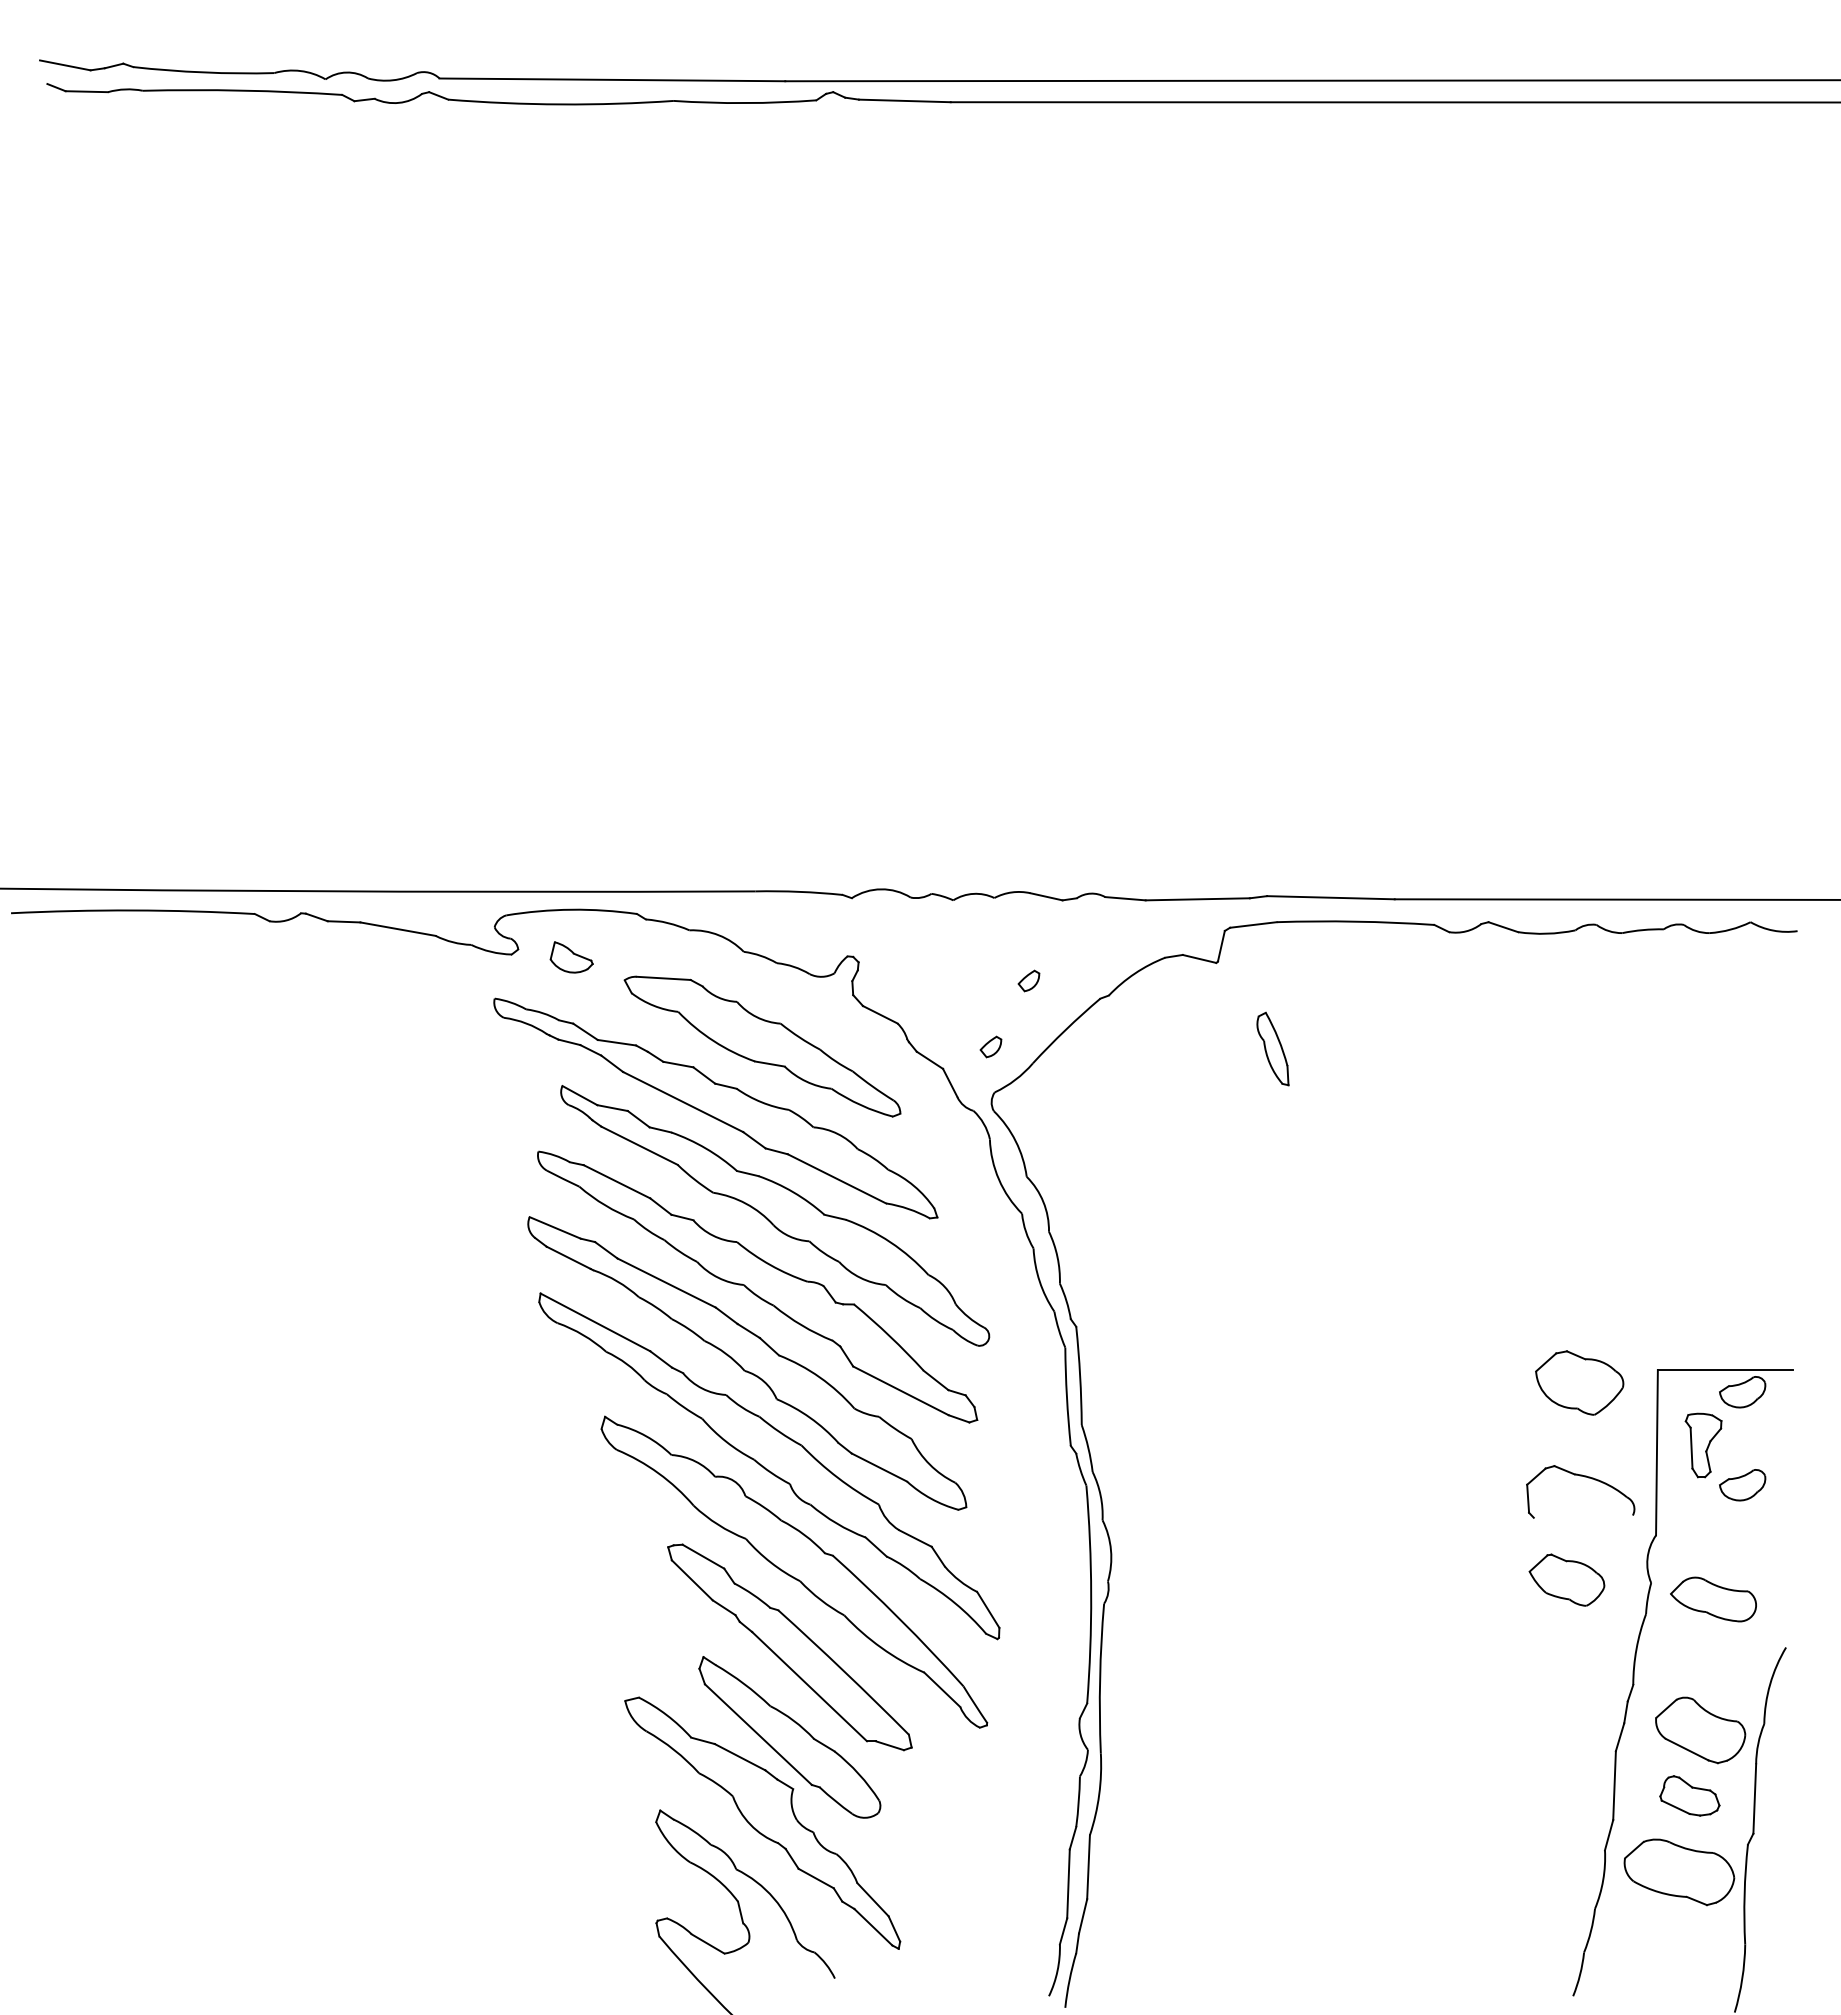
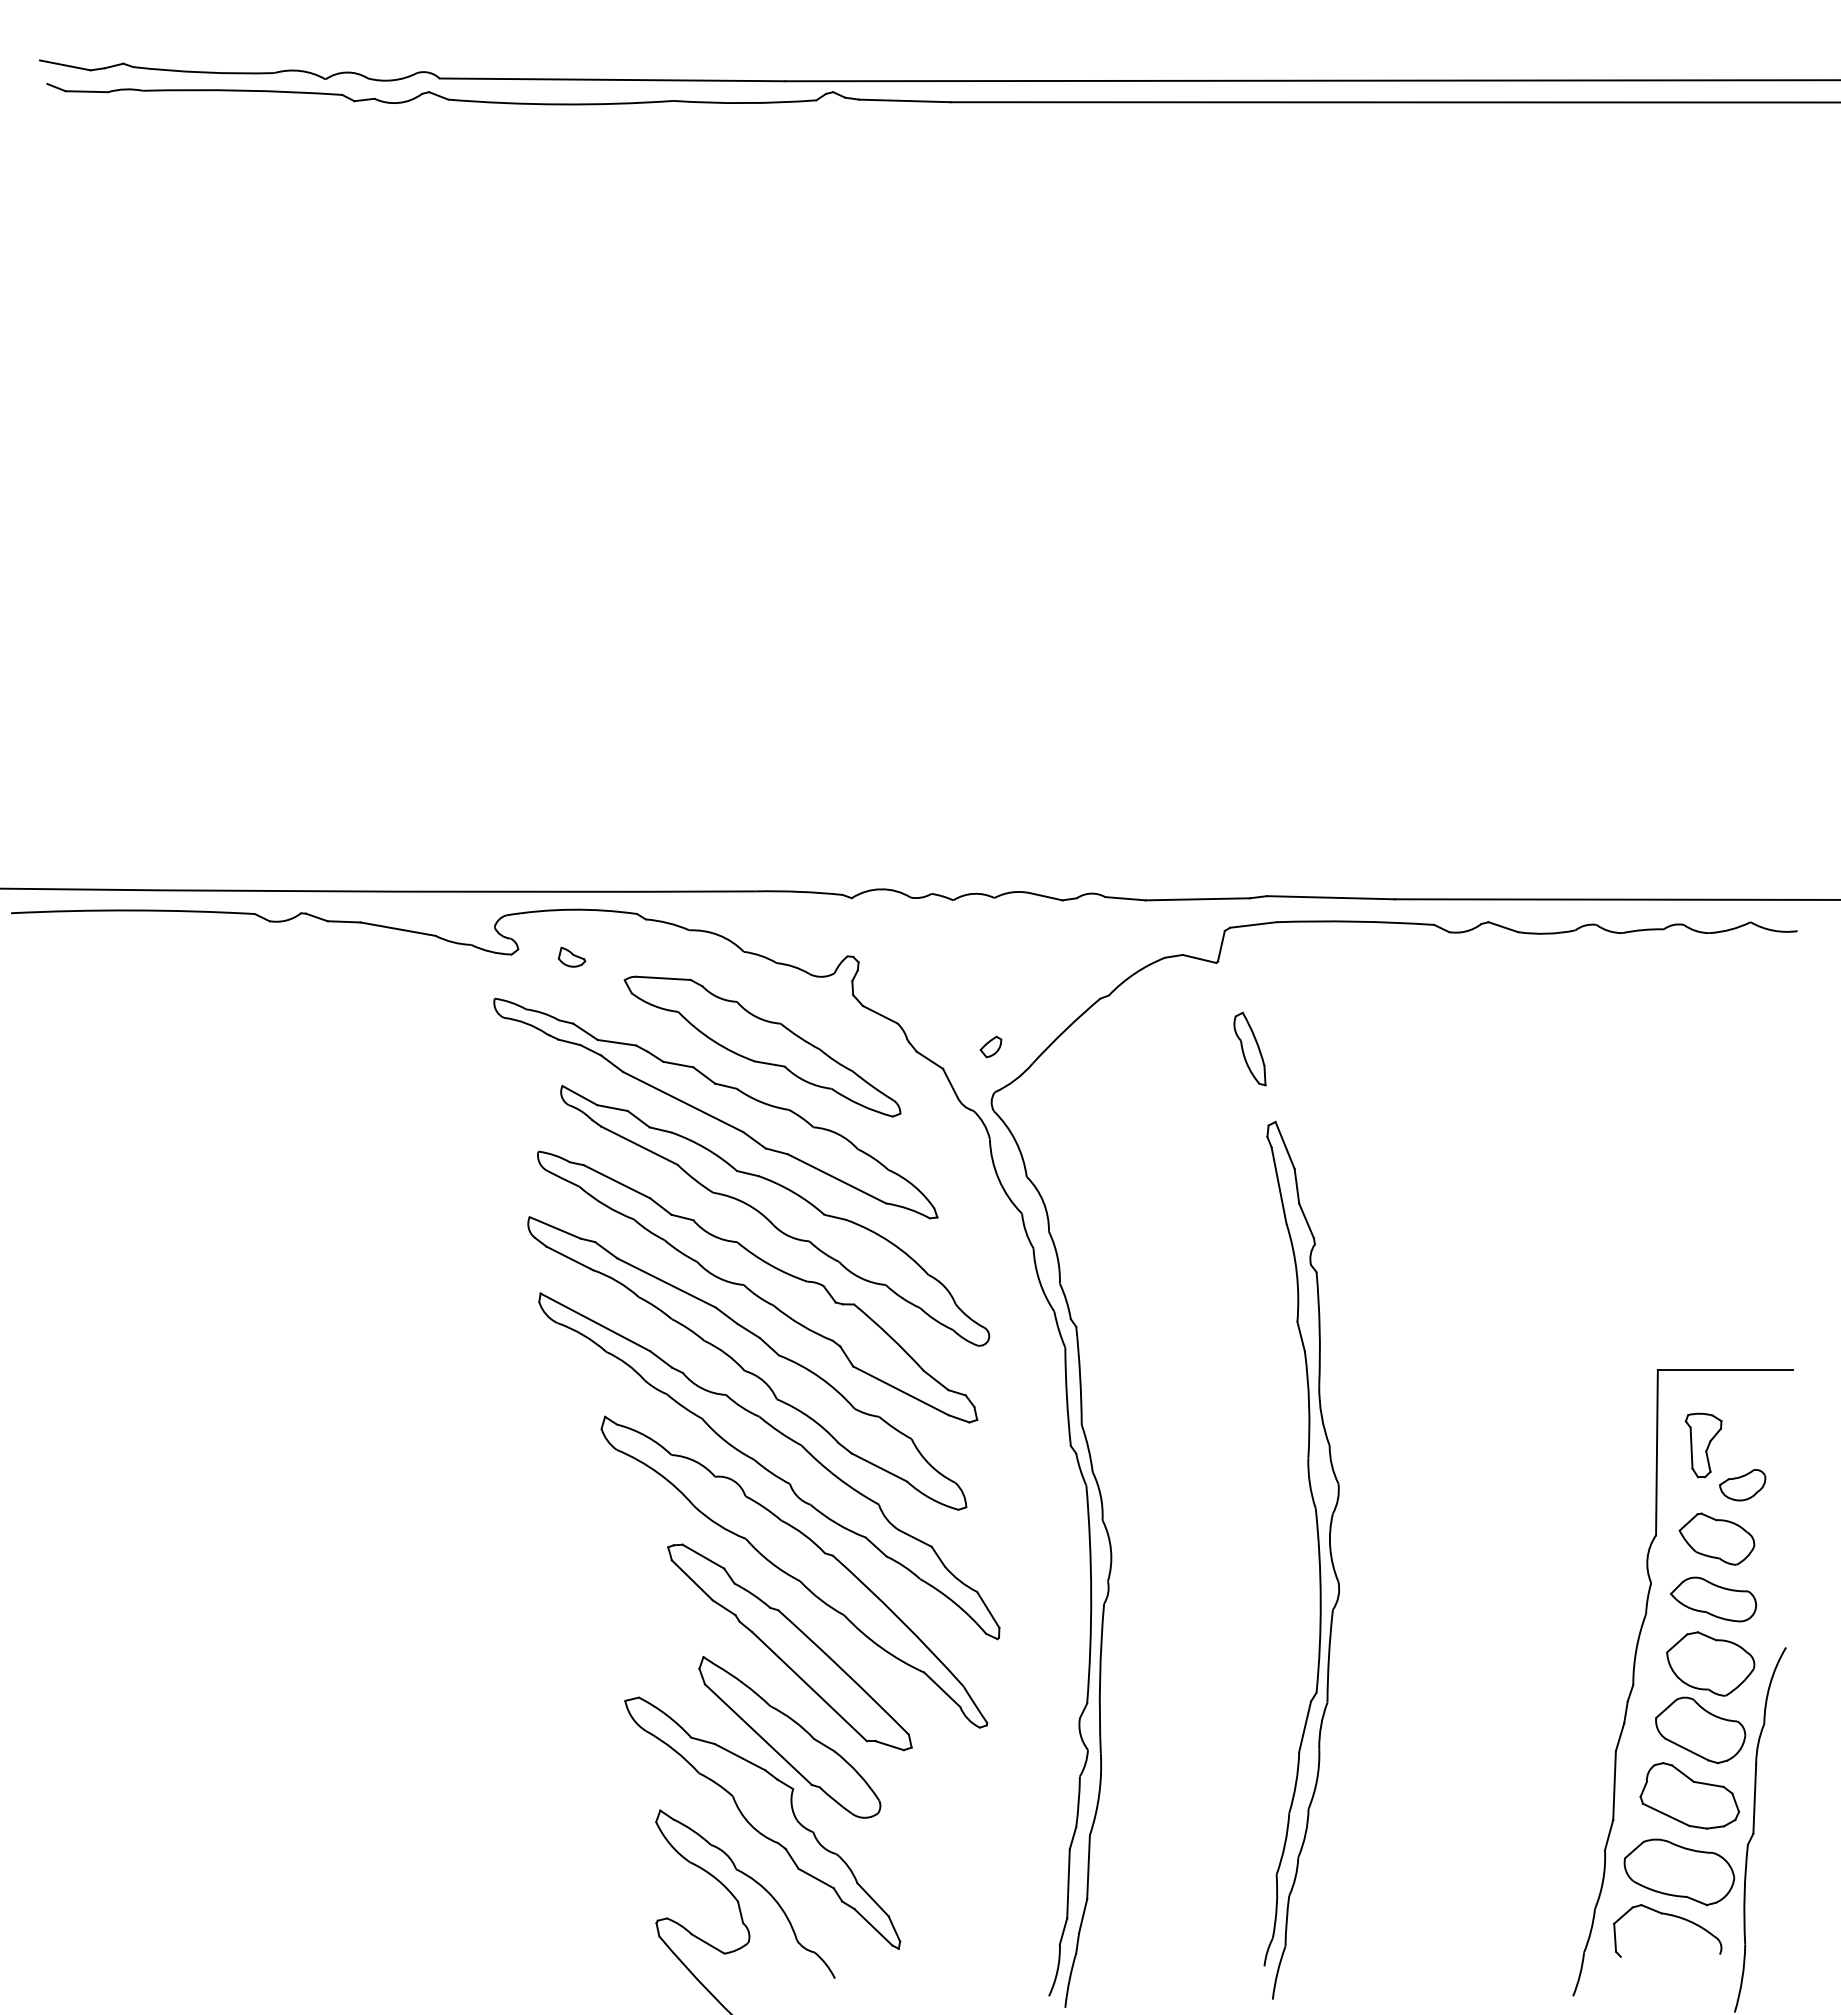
part size: 45x33 px -> 29x22 px (572, 956)
part: present -> none (1028, 980)
part position: (1272, 1048) -> (1249, 1048) (1249, 1048)
part position: (1579, 1382) -> (1710, 1663) (1710, 1663)
part: present -> none (1742, 1392)
part position: (1584, 1477) -> (1671, 1916) (1671, 1916)
part: none -> present (1318, 1560)
part position: (1566, 1579) -> (1716, 1538) (1716, 1538)
part size: 62x42 px -> 102x68 px (1689, 1795)
